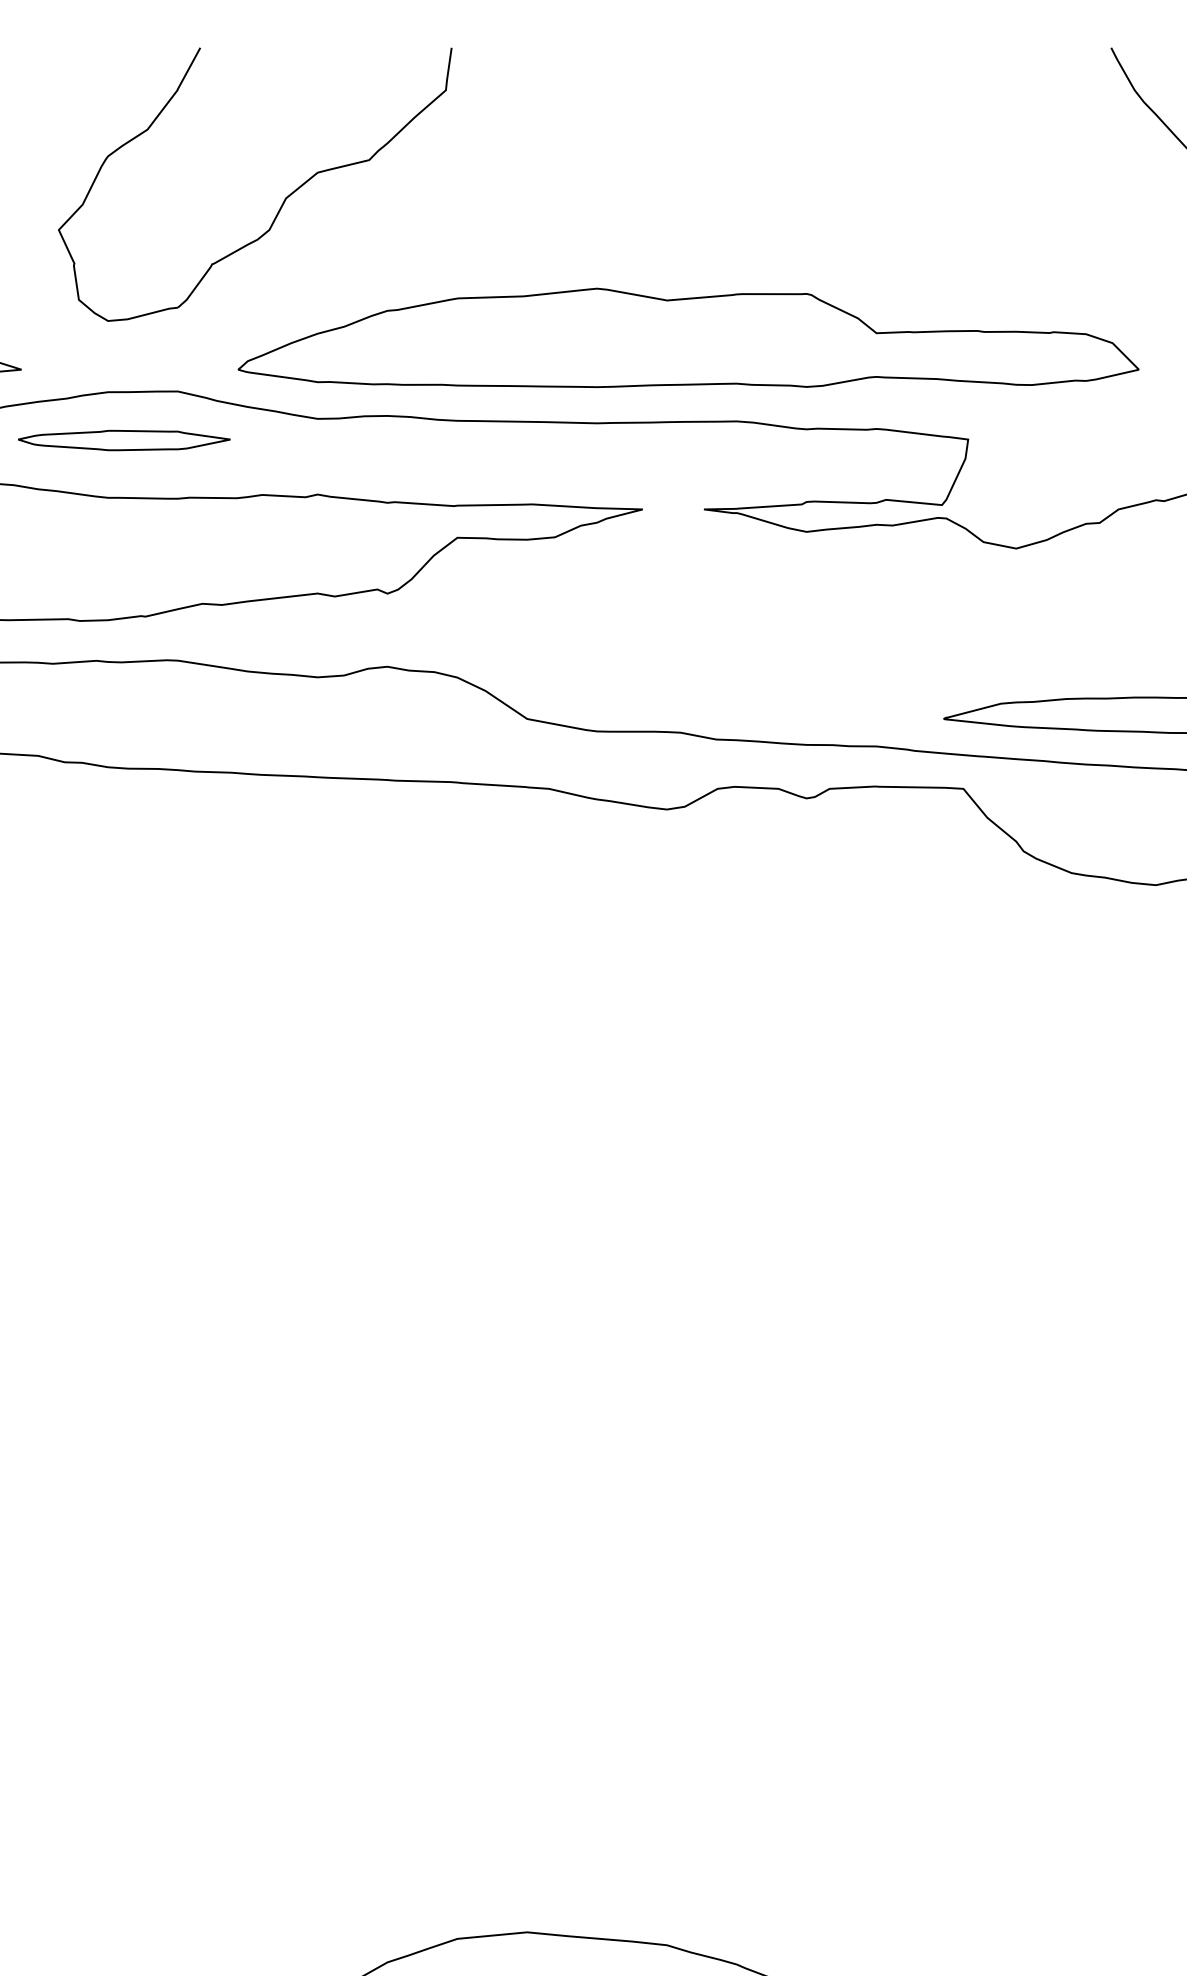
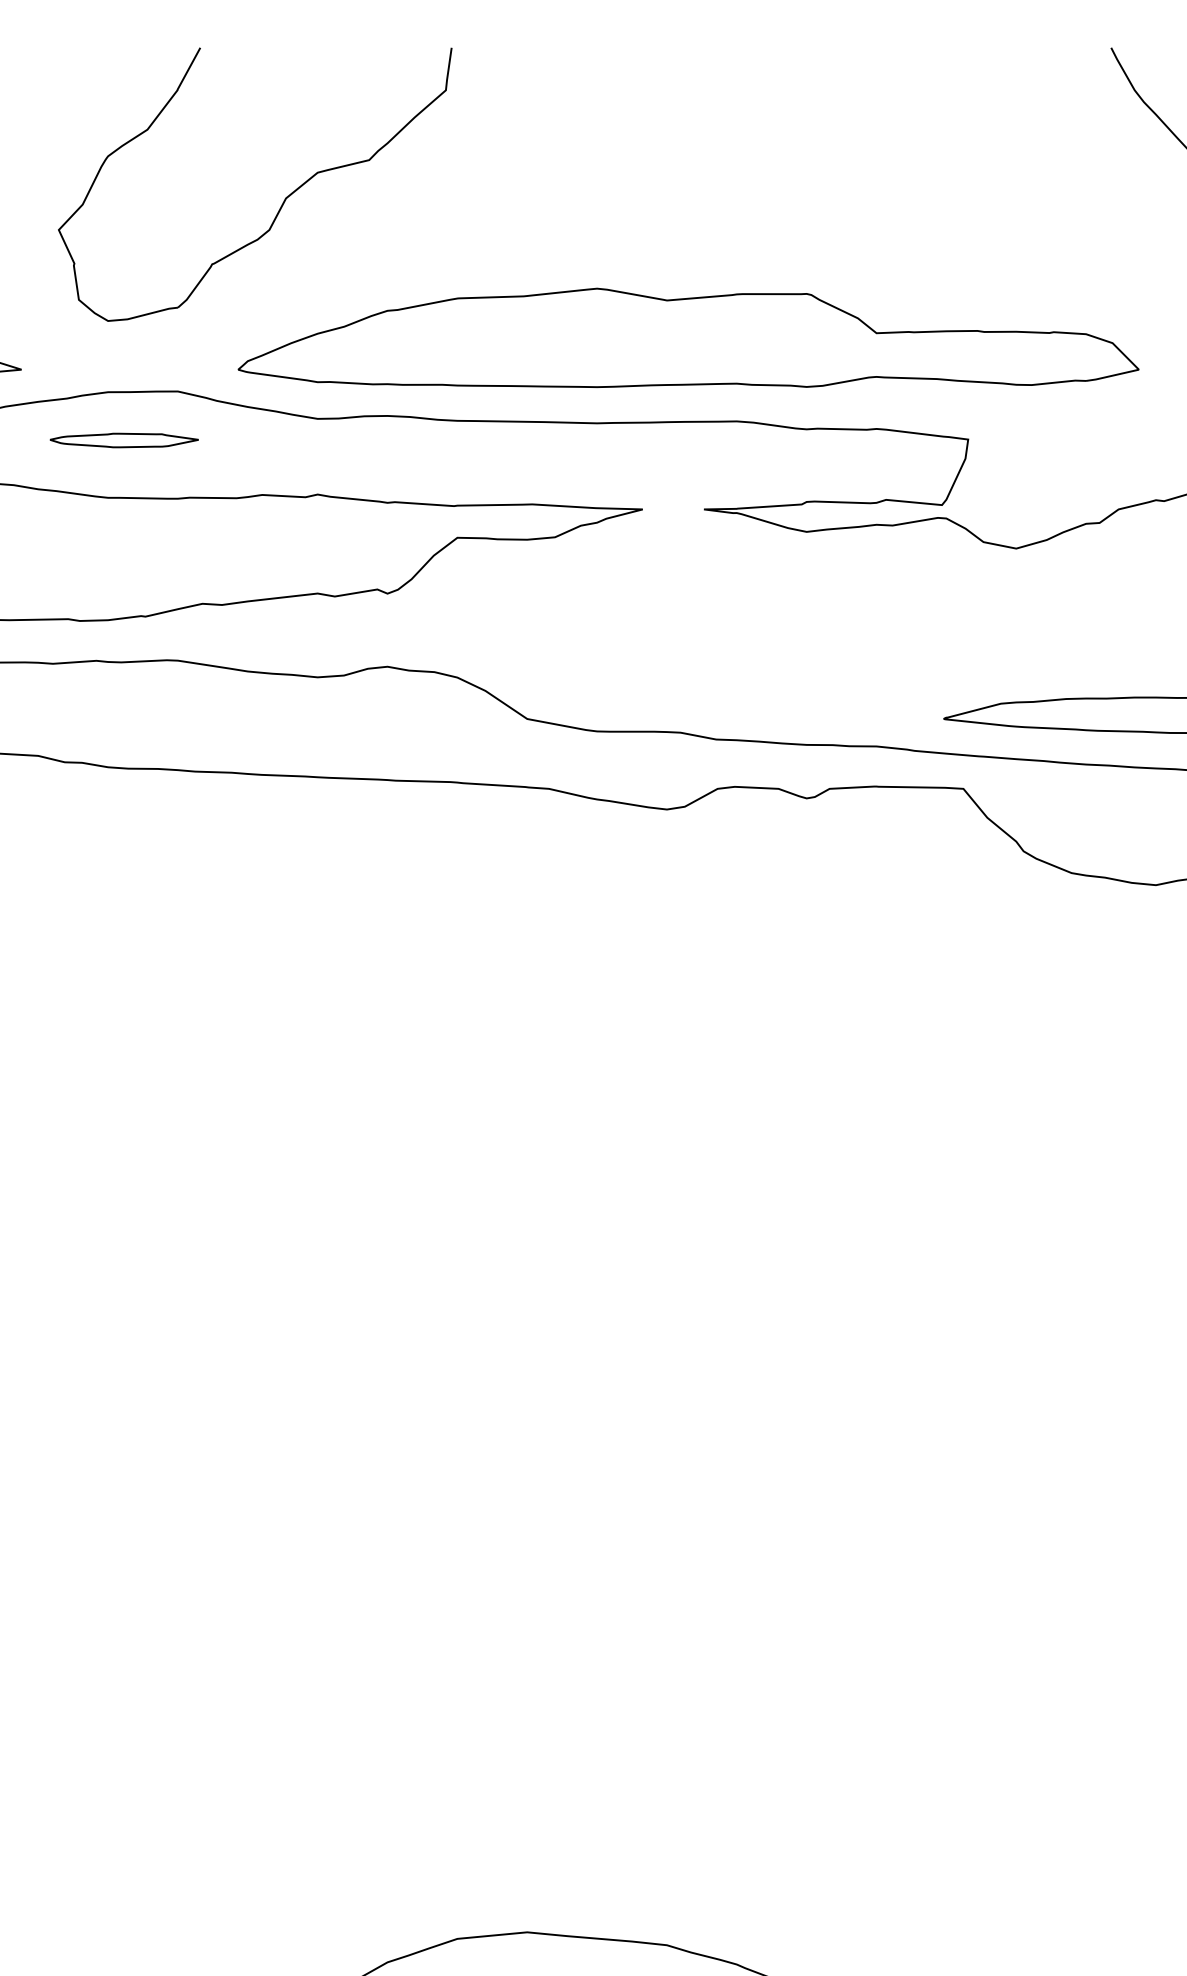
part size: 213x23 px -> 150x17 px (123, 440)
